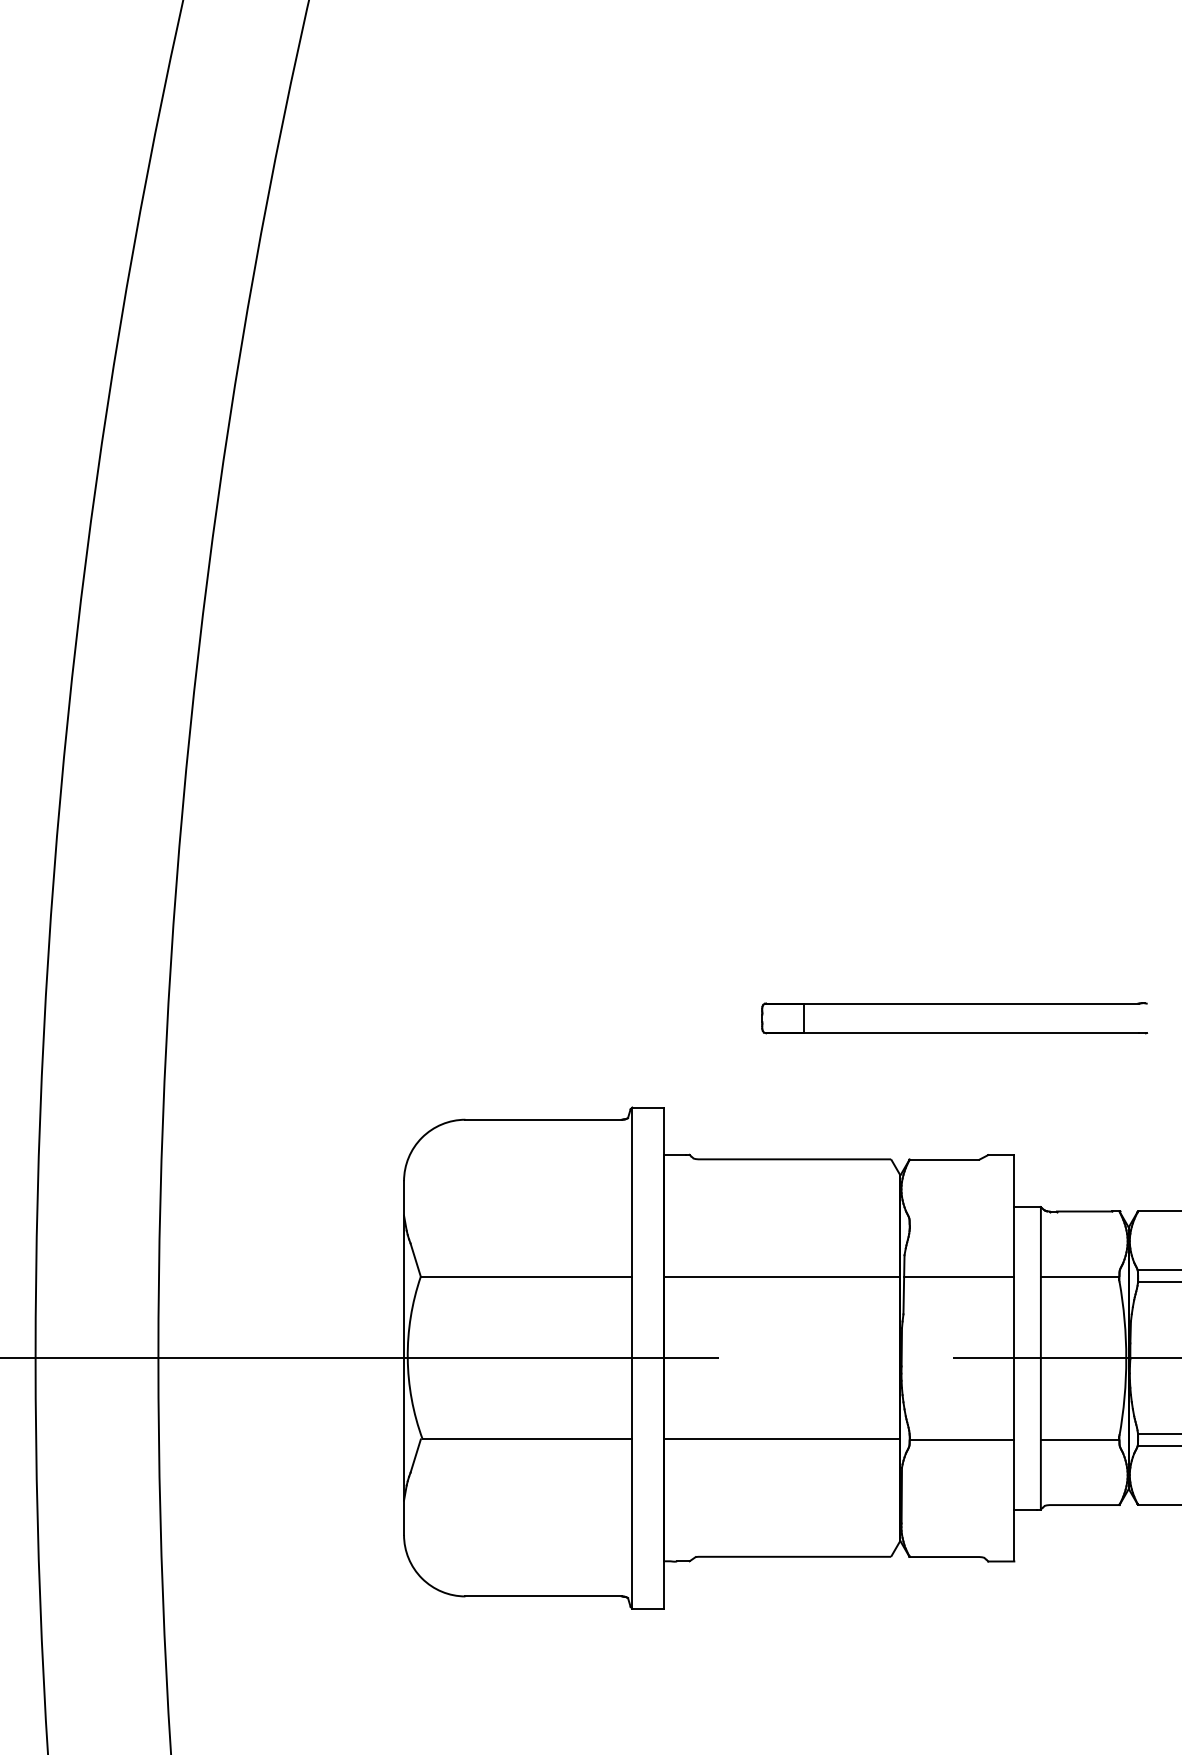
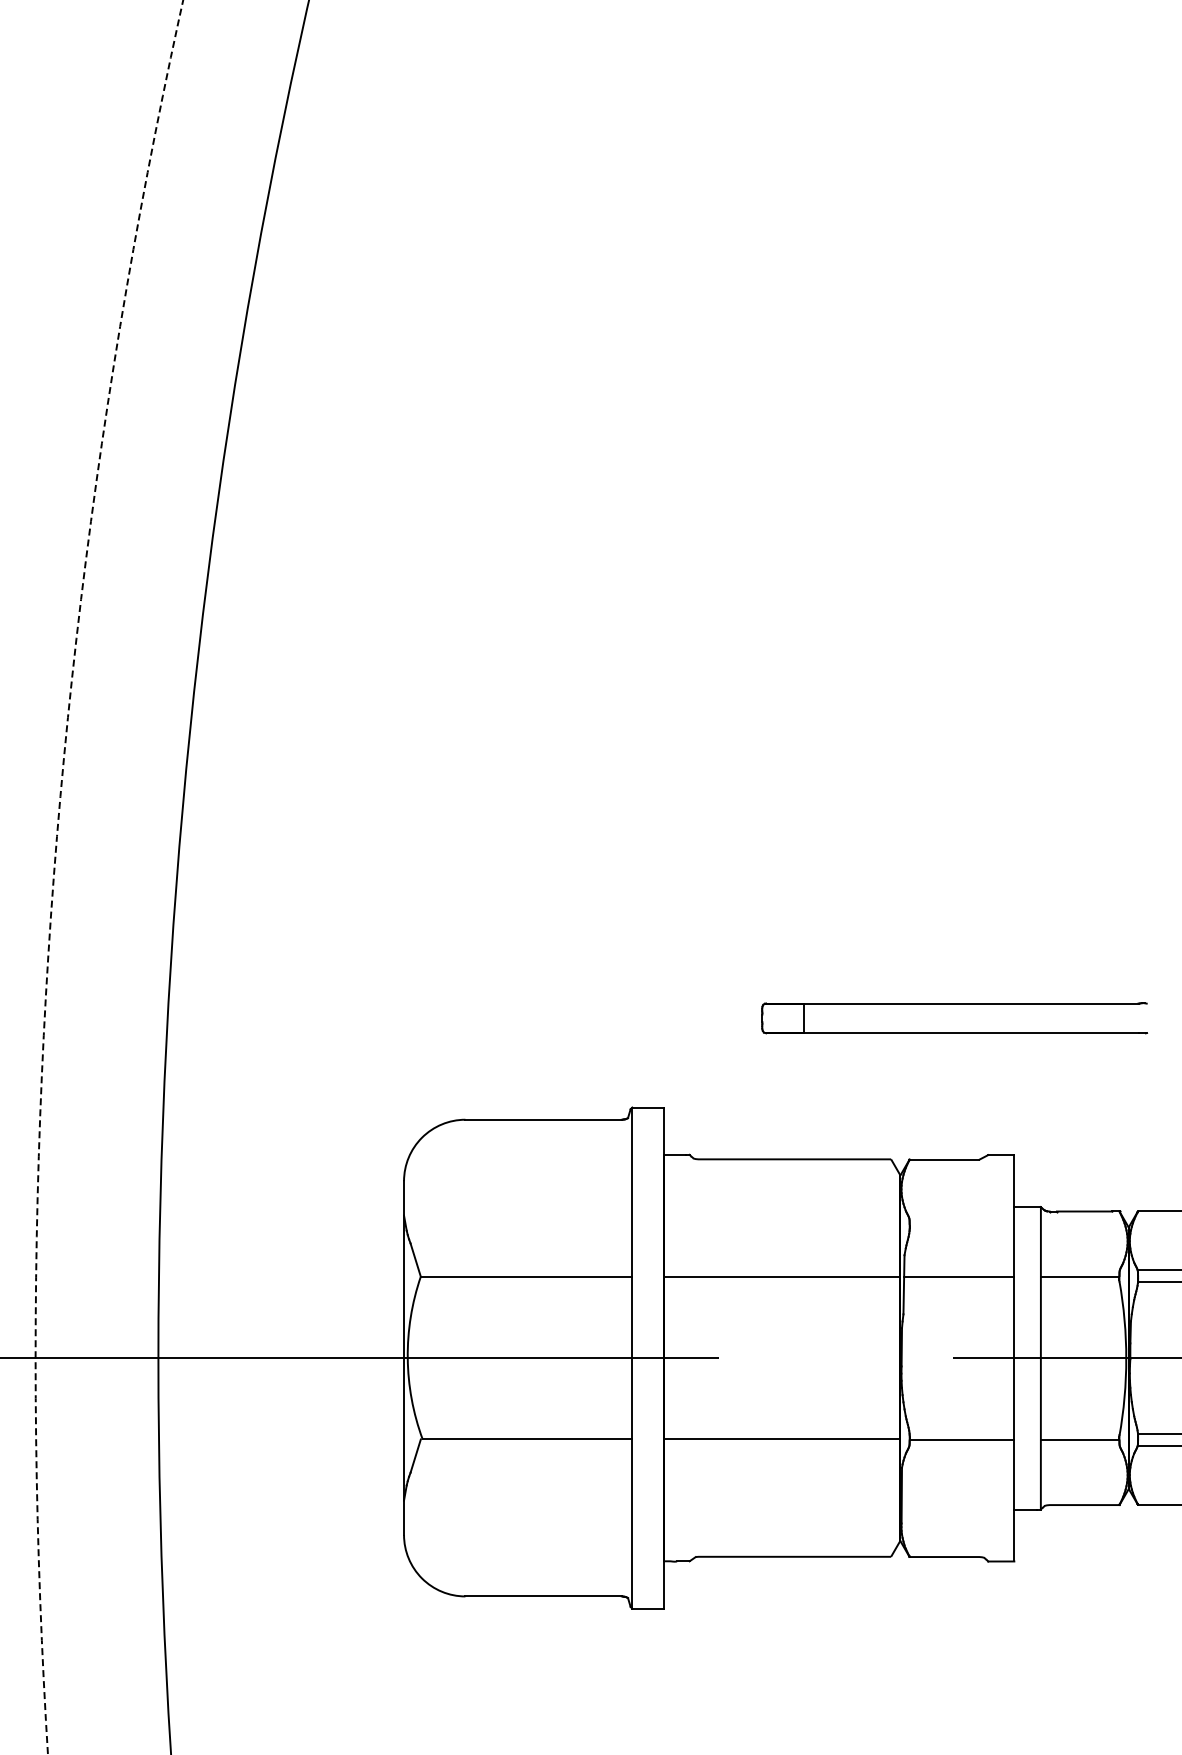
circle: solid -> dashed (109, 877)
